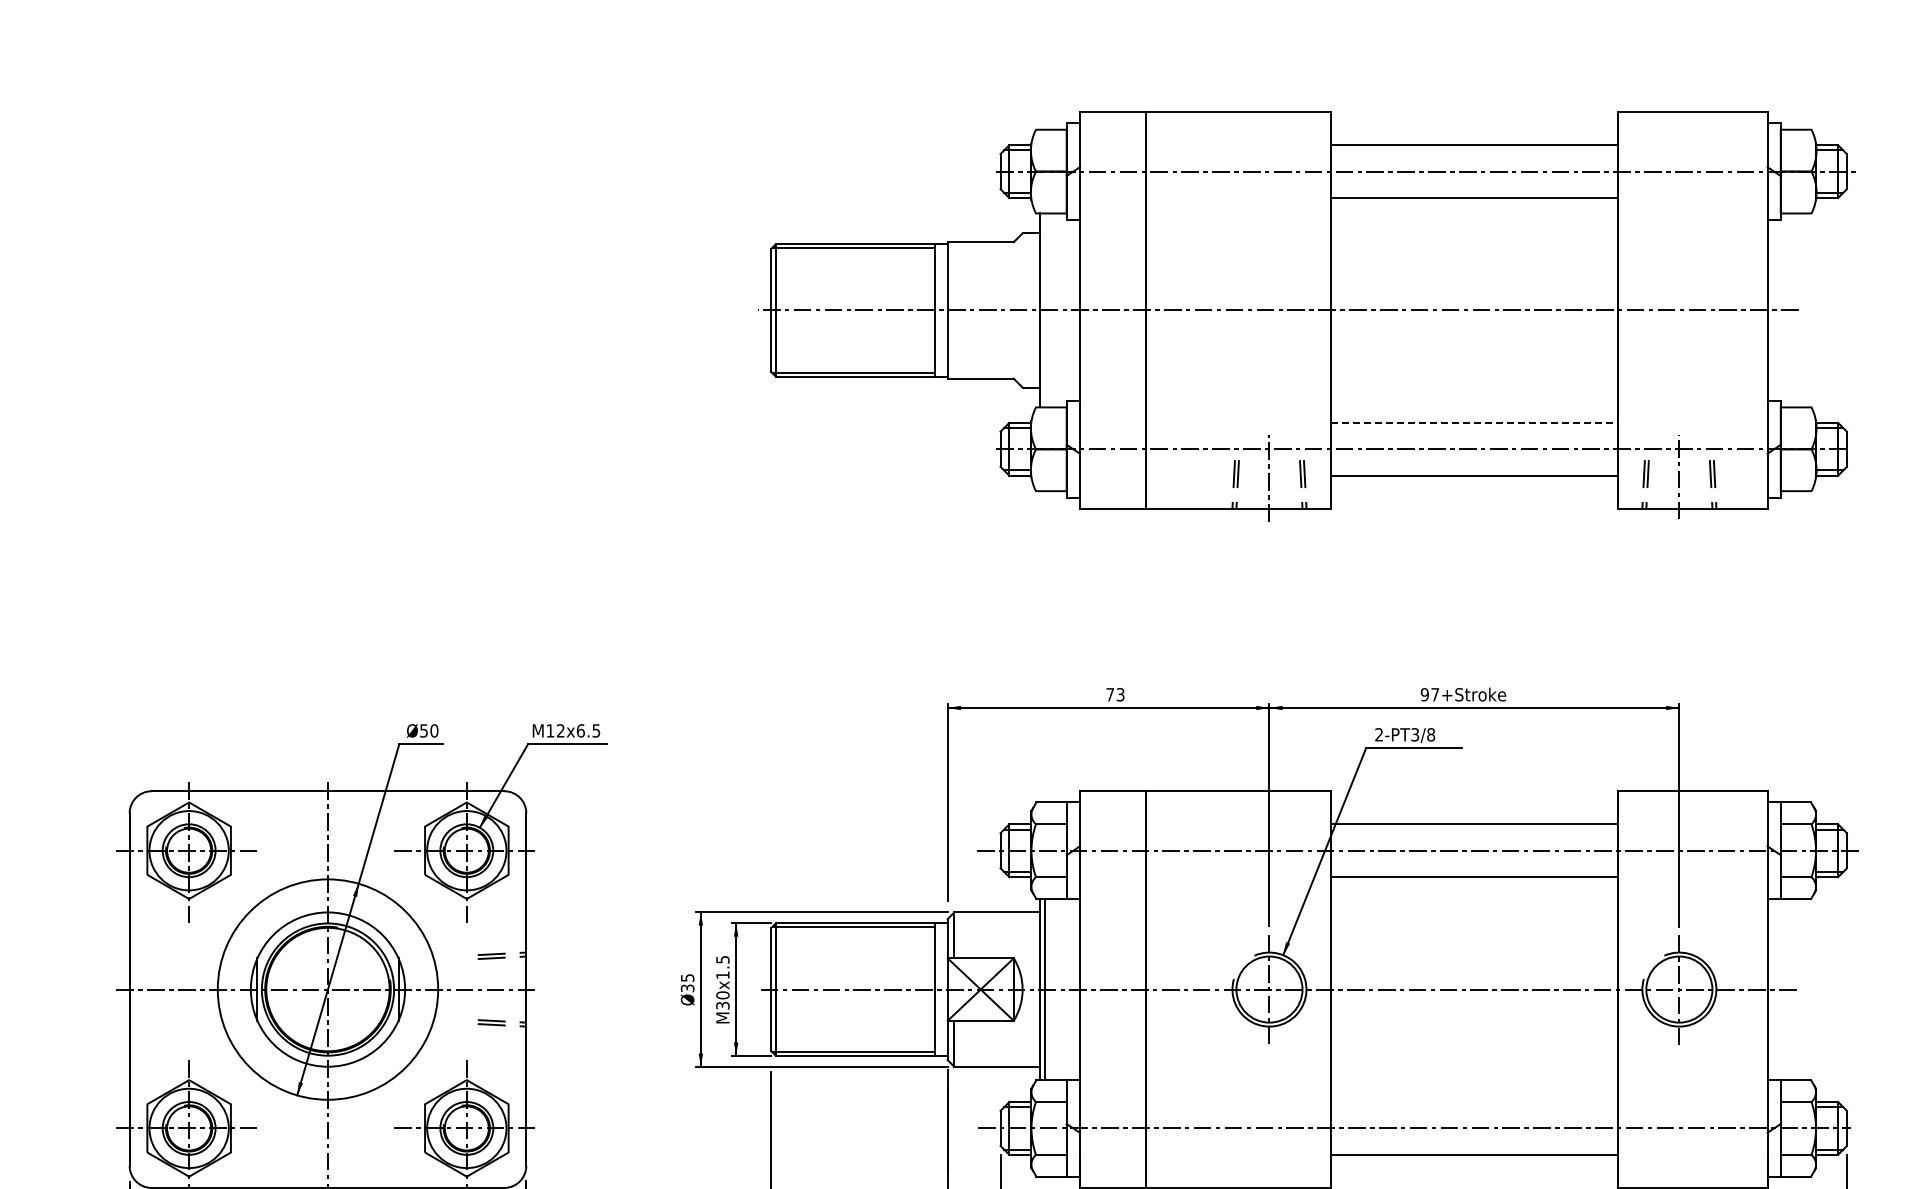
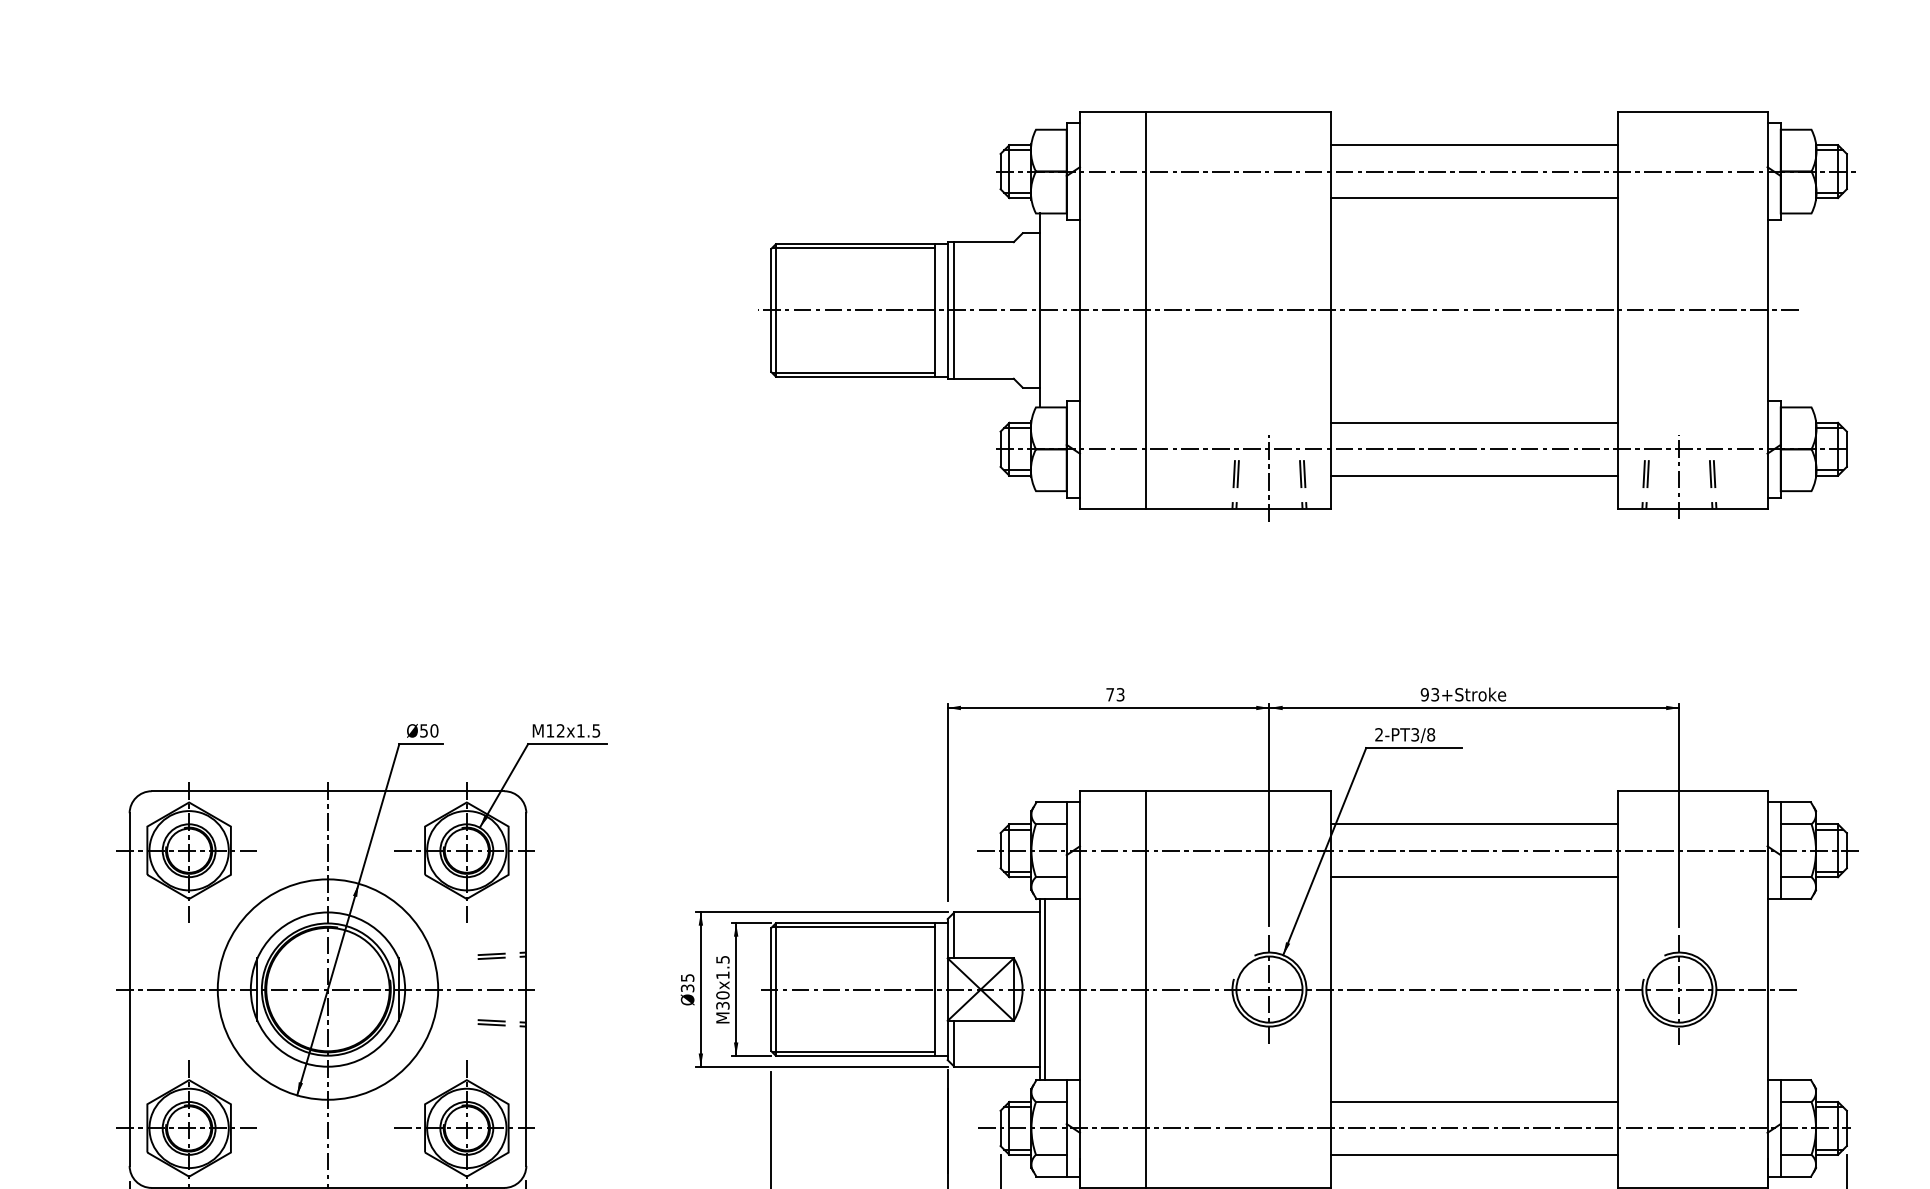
line: none -> present (954, 310)
line: dashed -> solid (1474, 422)
text: 97+Stroke -> 93+Stroke (1435, 694)
text: M12x6.5 -> M12x1.5 (580, 730)
line: none -> present (1474, 1101)
